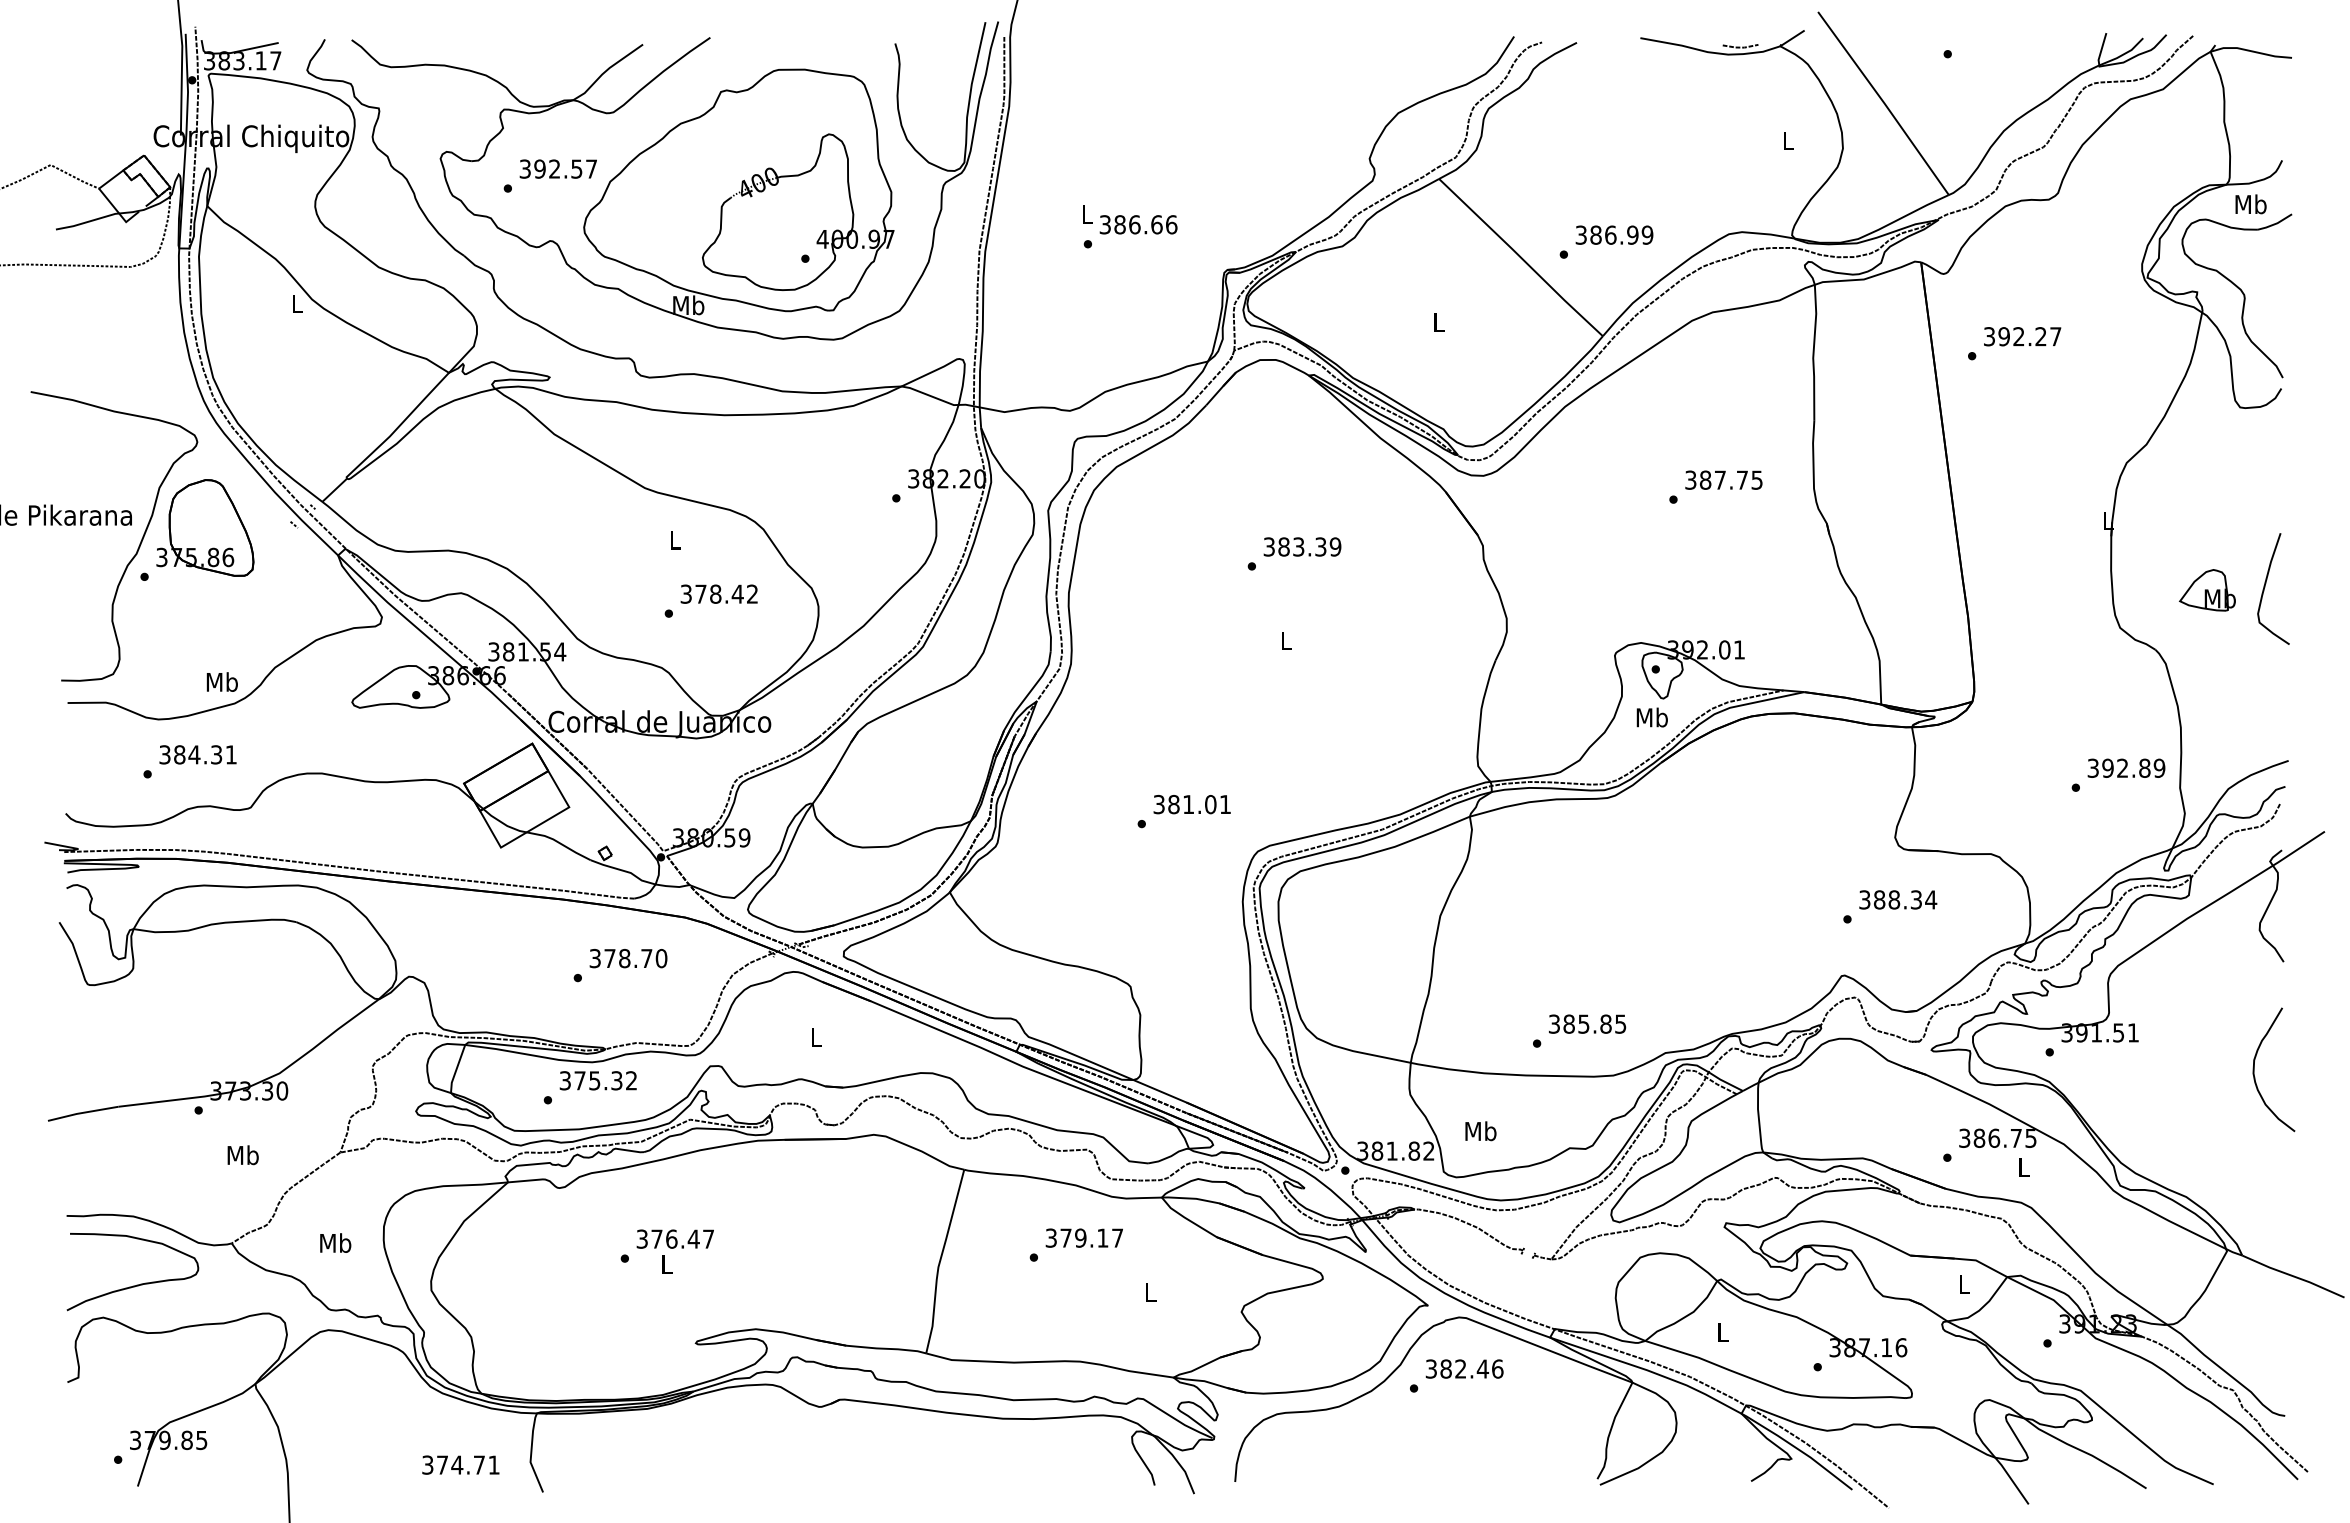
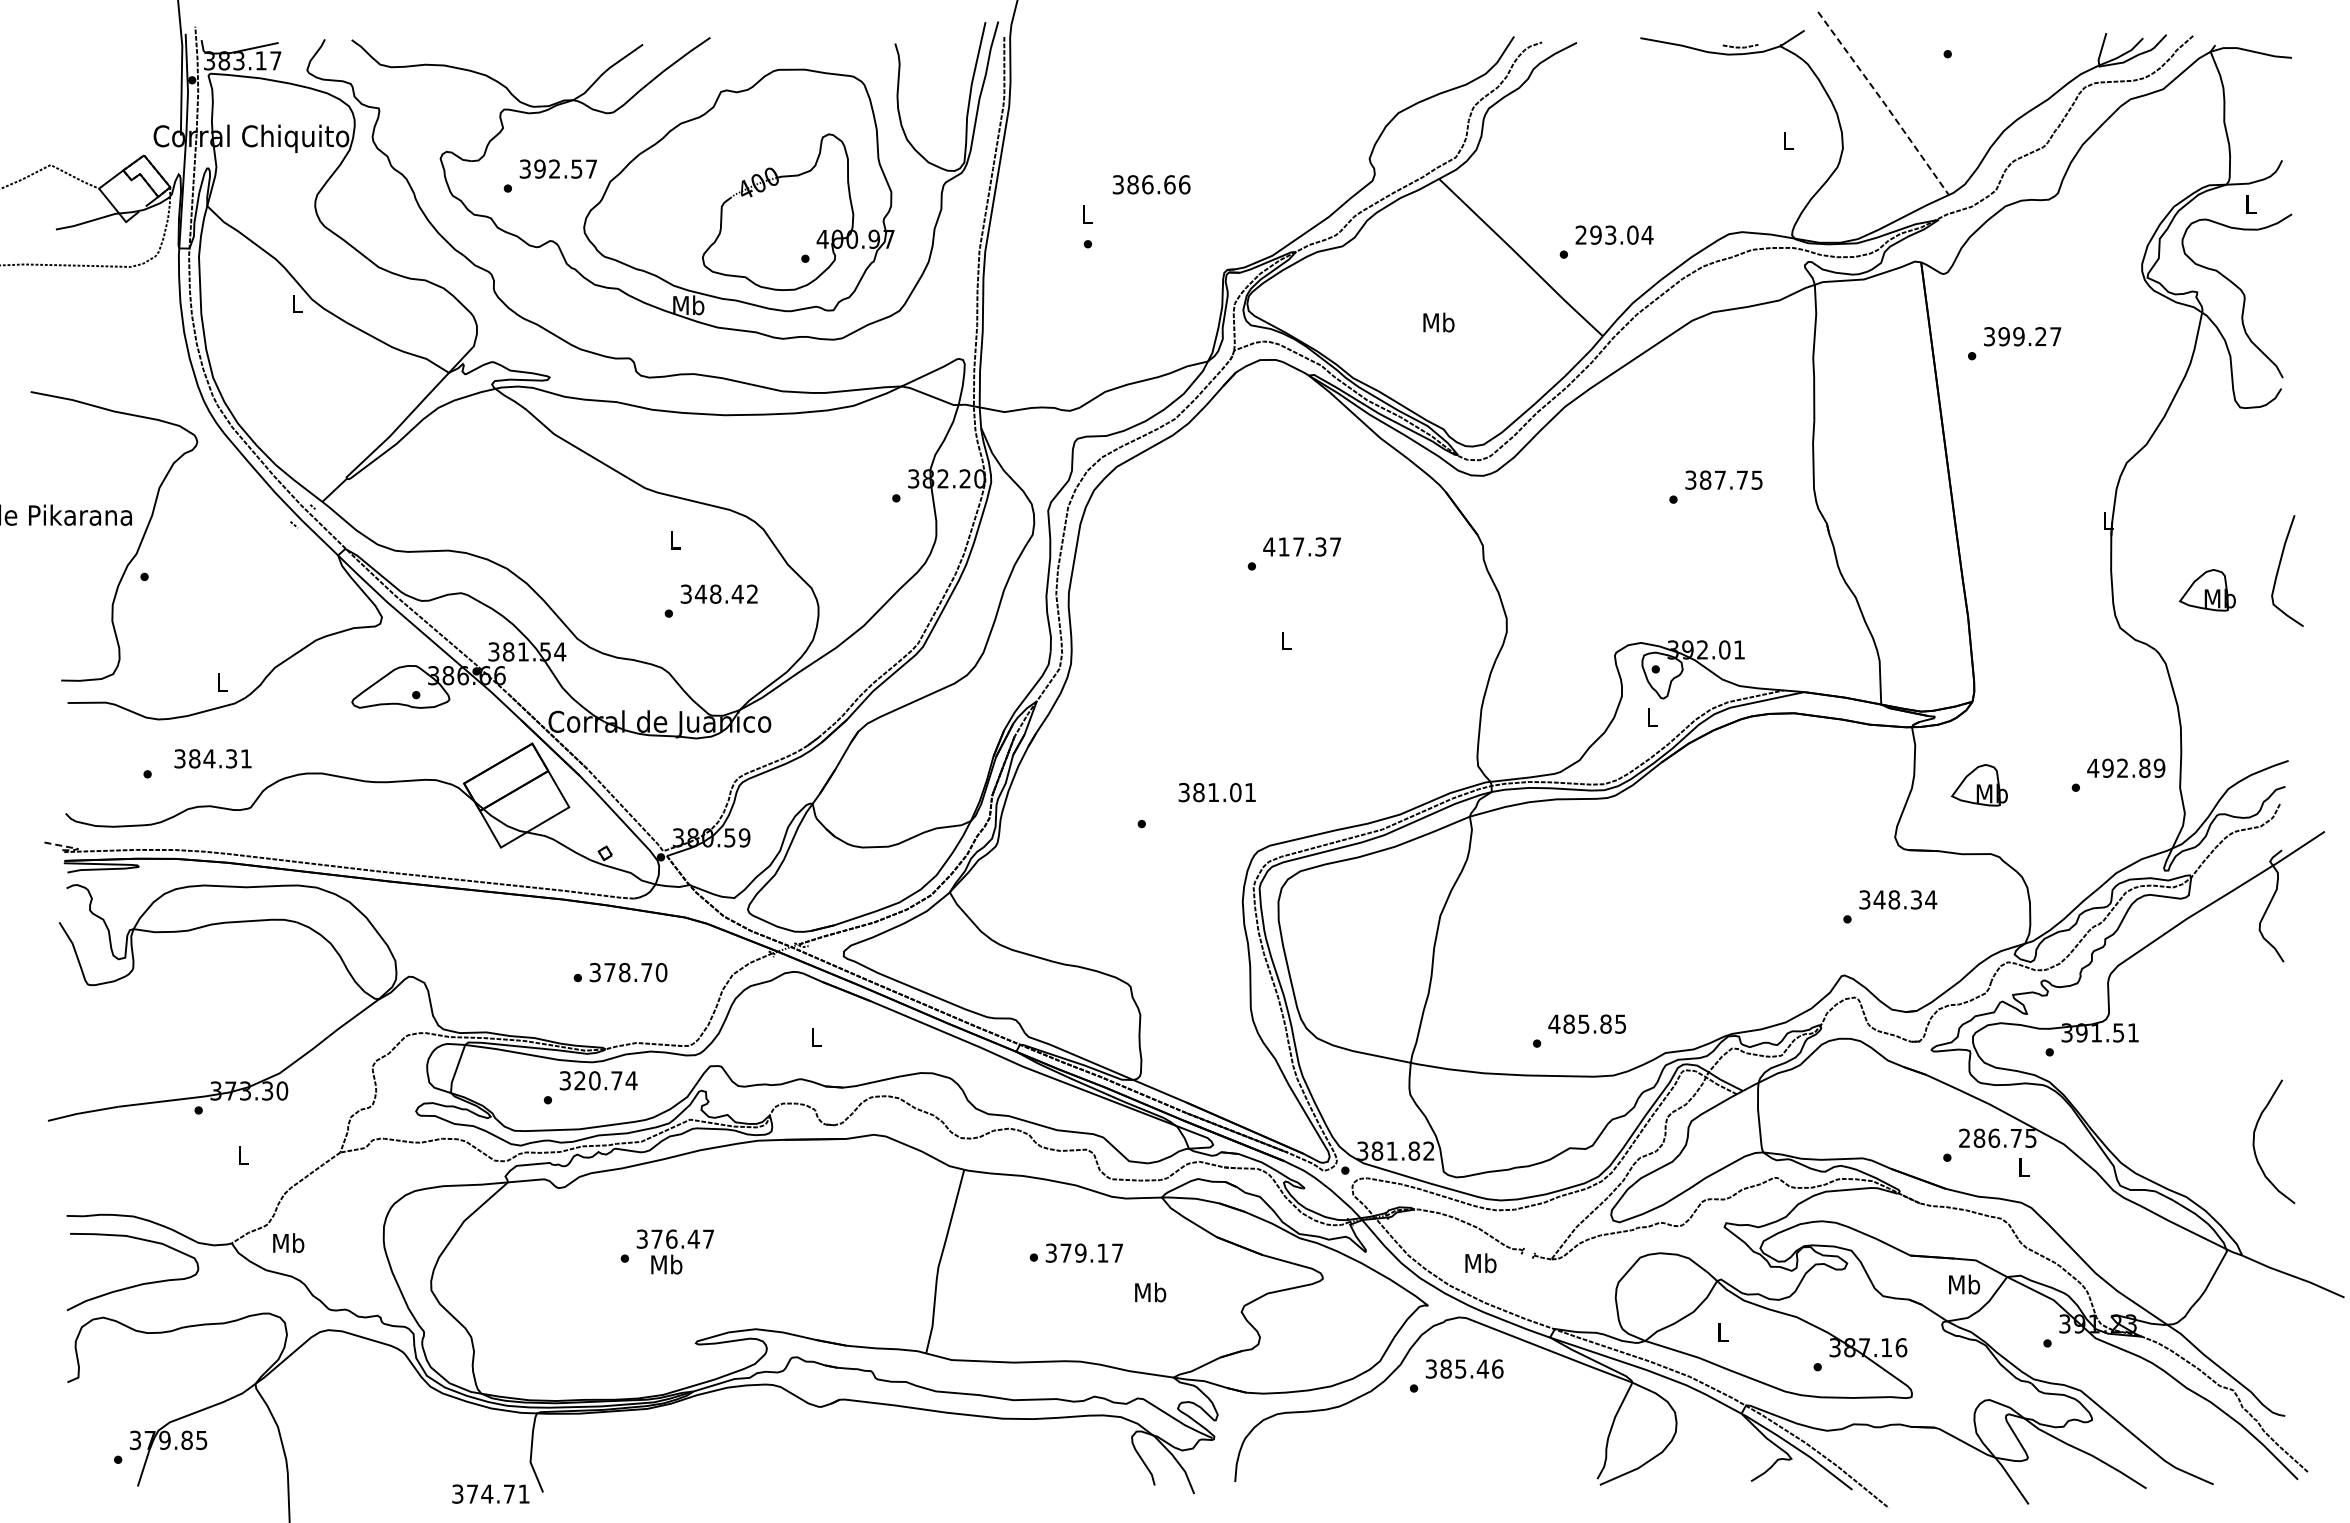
line: solid -> dashed (1884, 103)
text: Mb -> L (2250, 204)
text position: (1138, 224) -> (1151, 184) (1151, 184)
text: 386.99 -> 293.04 (1614, 234)
text: L -> Mb (1438, 322)
text: 392.27 -> 399.27 (2018, 336)
part: present -> none (205, 527)
text: 383.39 -> 417.37 (1302, 546)
curve position: (2265, 587) -> (2279, 569) (2279, 569)
text: 378.42 -> 348.42 (700, 593)
text: Mb -> L (221, 681)
text: Mb -> L (1651, 717)
text position: (197, 754) -> (212, 758) (212, 758)
text: 392.89 -> 492.89 (2093, 767)
part: none -> present (1979, 785)
text position: (1191, 804) -> (1216, 792) (1216, 792)
line: solid -> dashed (72, 847)
text: 388.34 -> 348.34 (1879, 899)
text position: (628, 958) -> (628, 972) (628, 972)
text: 385.85 -> 485.85 (1554, 1023)
curve position: (2254, 1069) -> (2254, 1141) (2254, 1141)
text: 375.32 -> 320.74 (605, 1080)
text position: (1480, 1131) -> (1480, 1263) (1480, 1263)
text: 386.75 -> 286.75 (1964, 1138)
text: Mb -> L (242, 1155)
text position: (1083, 1237) -> (1083, 1252) (1083, 1252)
text position: (335, 1242) -> (288, 1242) (288, 1242)
text: L -> Mb (666, 1264)
text: L -> Mb (1964, 1284)
text: L -> Mb (1150, 1292)
text: 382.46 -> 385.46 (1460, 1368)
text position: (460, 1464) -> (490, 1493) (490, 1493)
